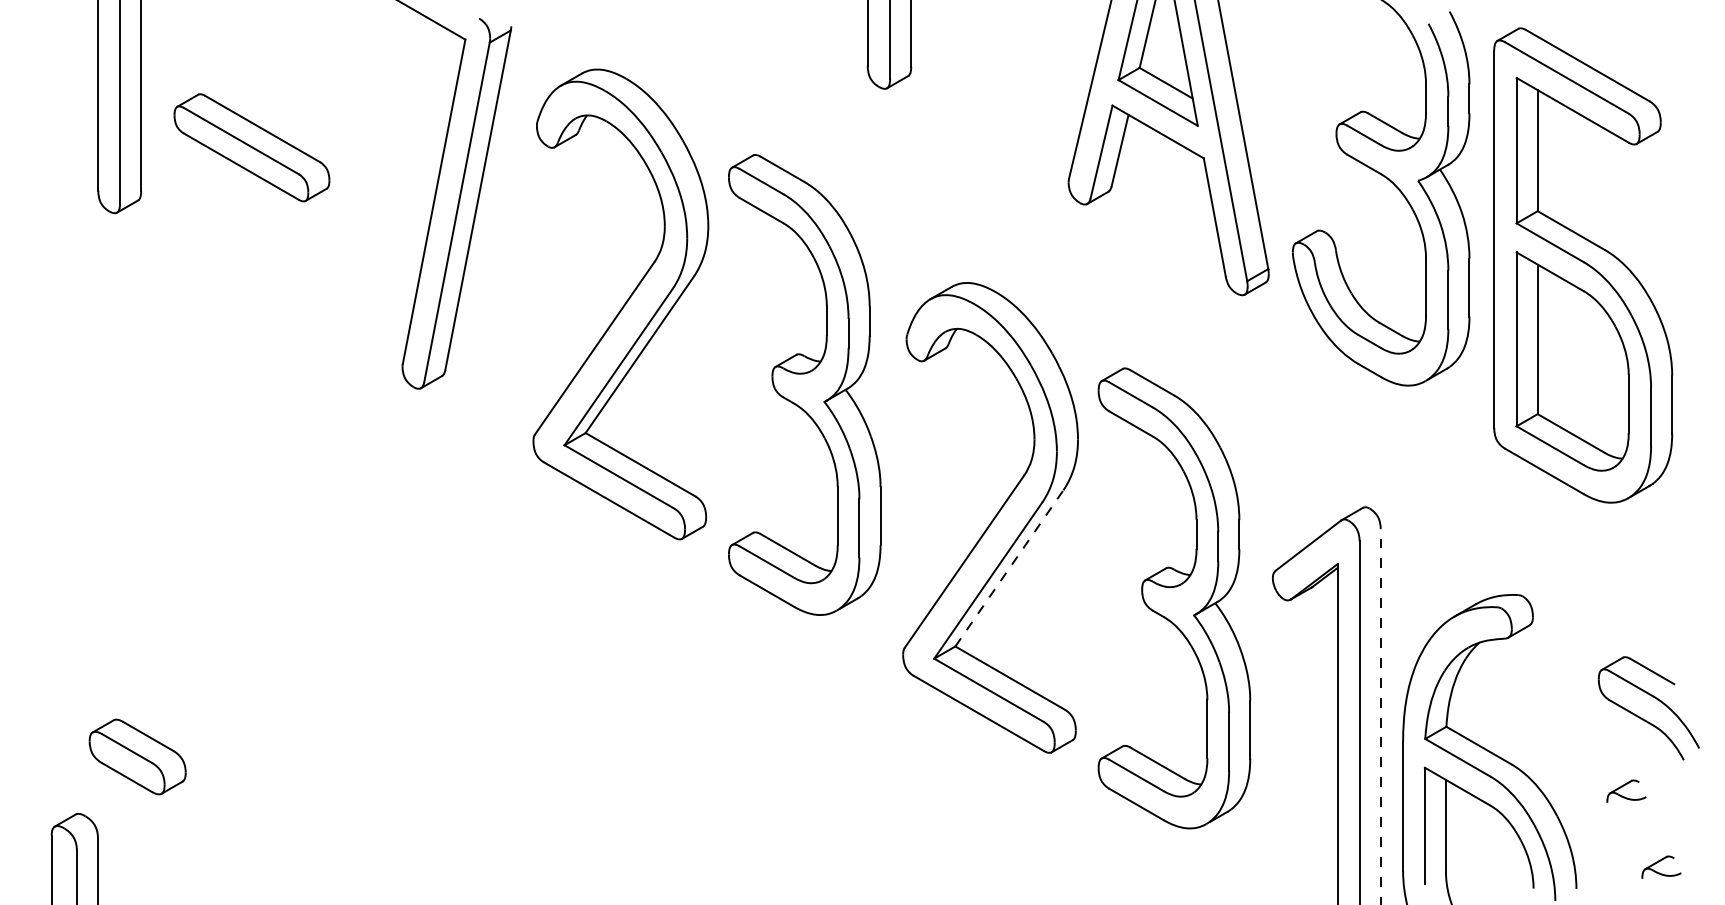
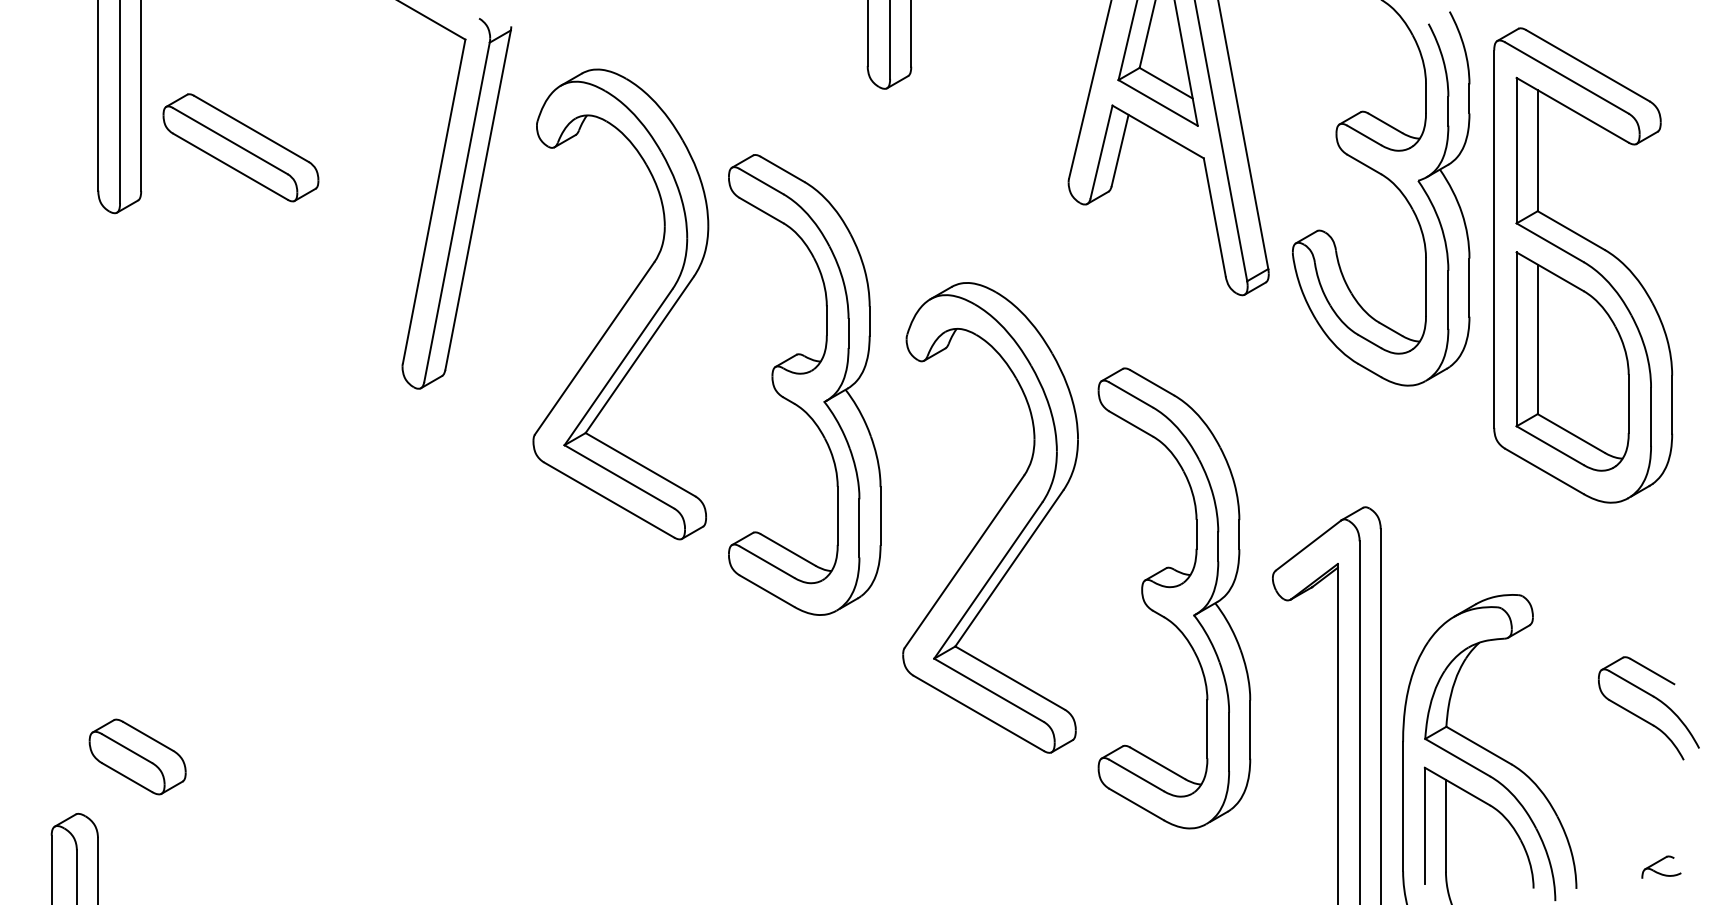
part position: (251, 147) -> (240, 147) (240, 147)
line: dashed -> solid (1009, 568)
line: dashed -> solid (1380, 716)
part: present -> none (1626, 790)
